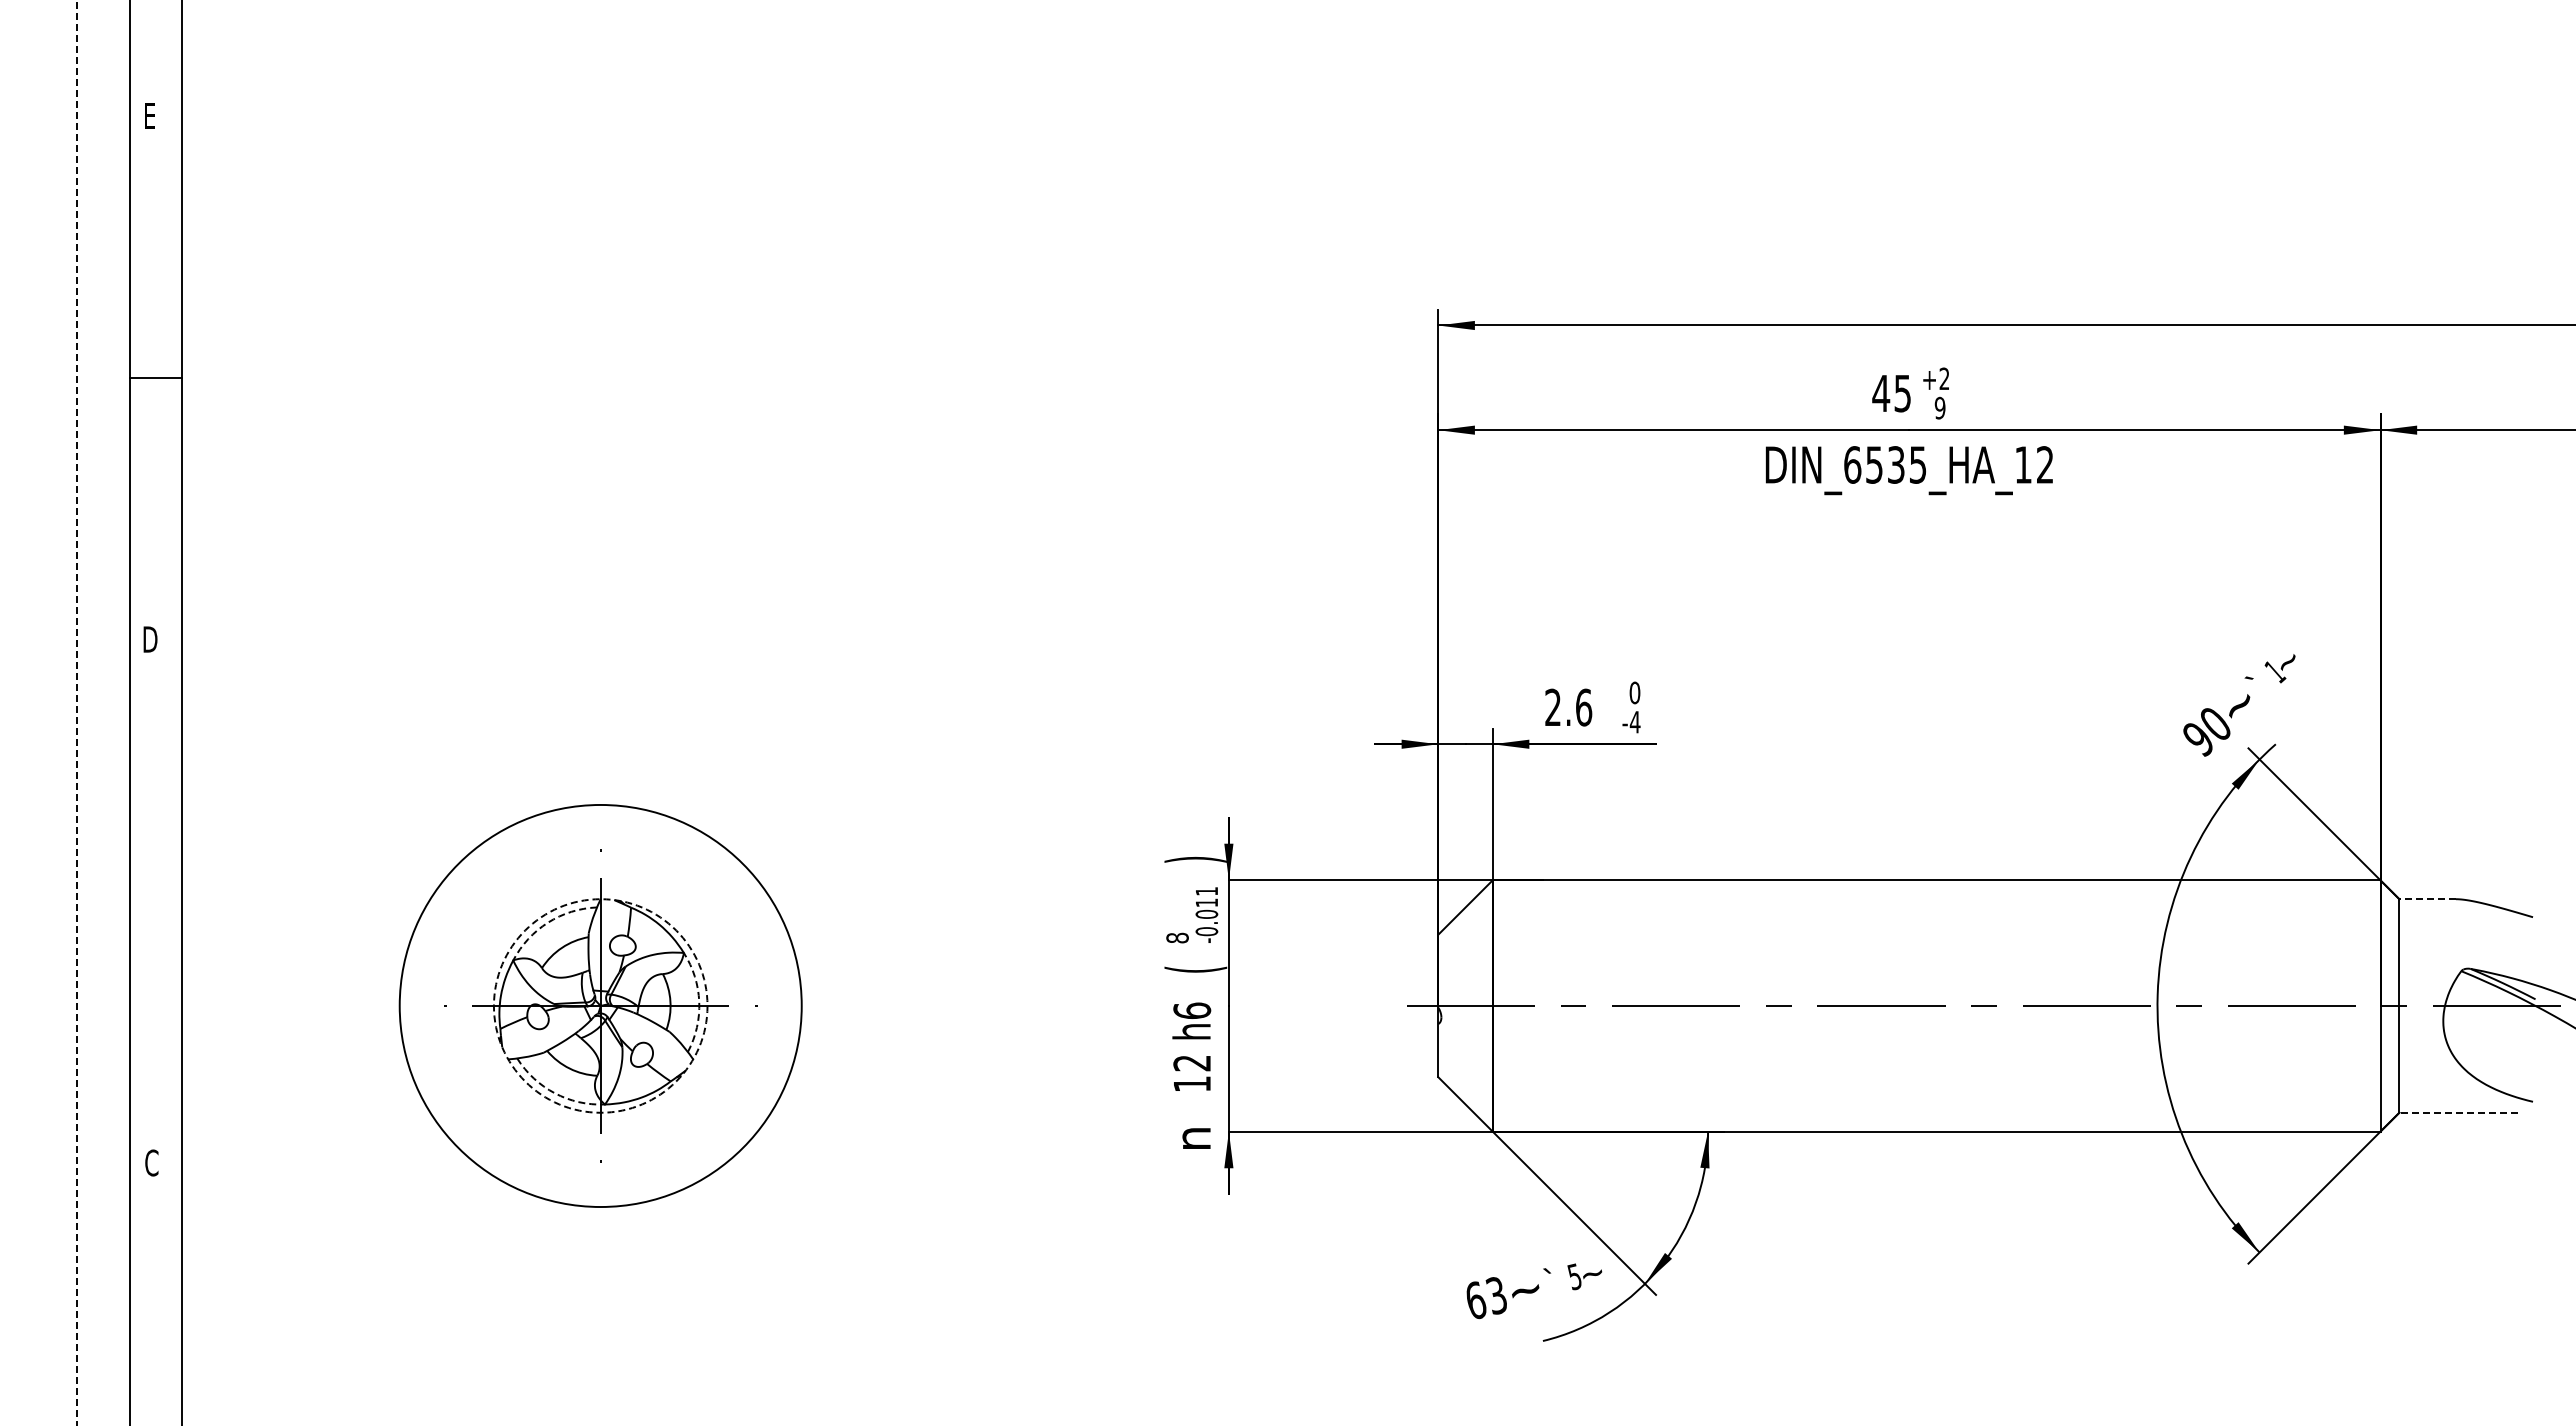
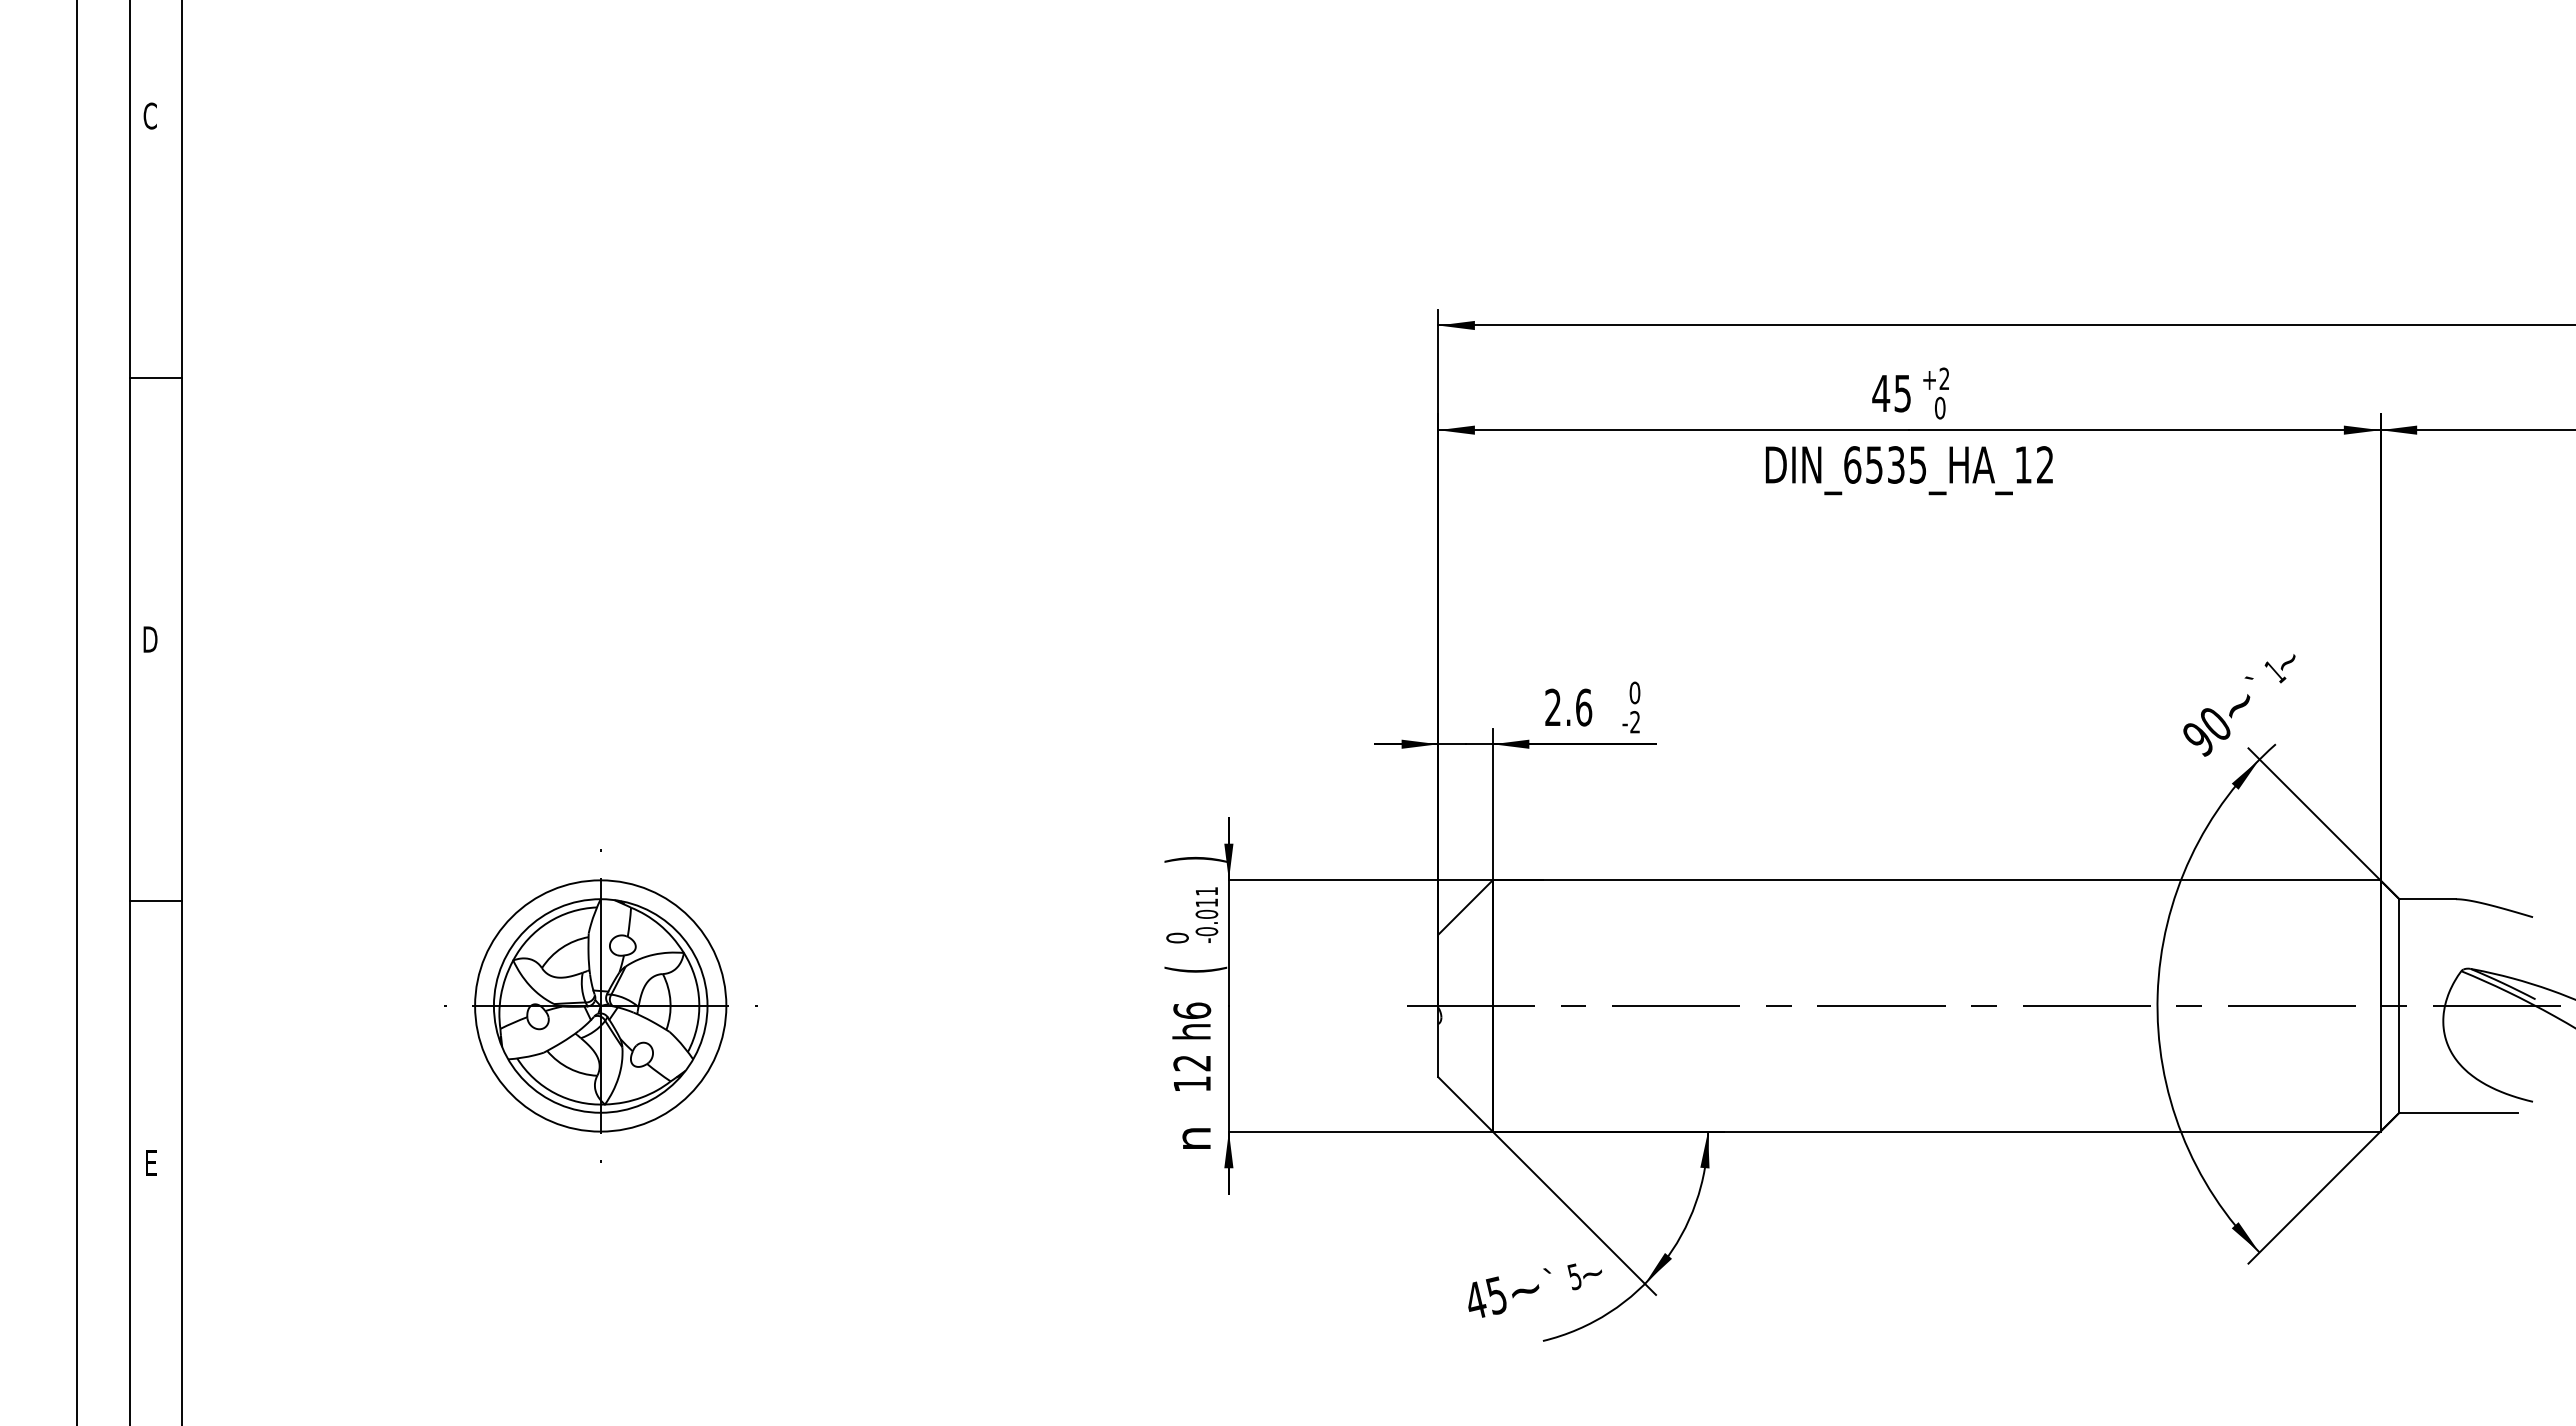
text: E -> C (149, 115)
text: 9 -> 0 (1939, 408)
line: dashed -> solid (77, 712)
text: -4 -> -2 (1634, 722)
line: dashed -> solid (2427, 899)
line: none -> present (155, 901)
arc: dashed -> solid (548, 922)
text: 8 -> 0 (1177, 937)
arc: dashed -> solid (699, 1002)
circle diameter: 402 px -> 251 px (600, 1005)
circle: dashed -> solid (600, 1005)
arc: dashed -> solid (554, 1093)
line: dashed -> solid (2458, 1112)
text: C -> E (151, 1162)
text: 63 -> 45 (1486, 1297)
